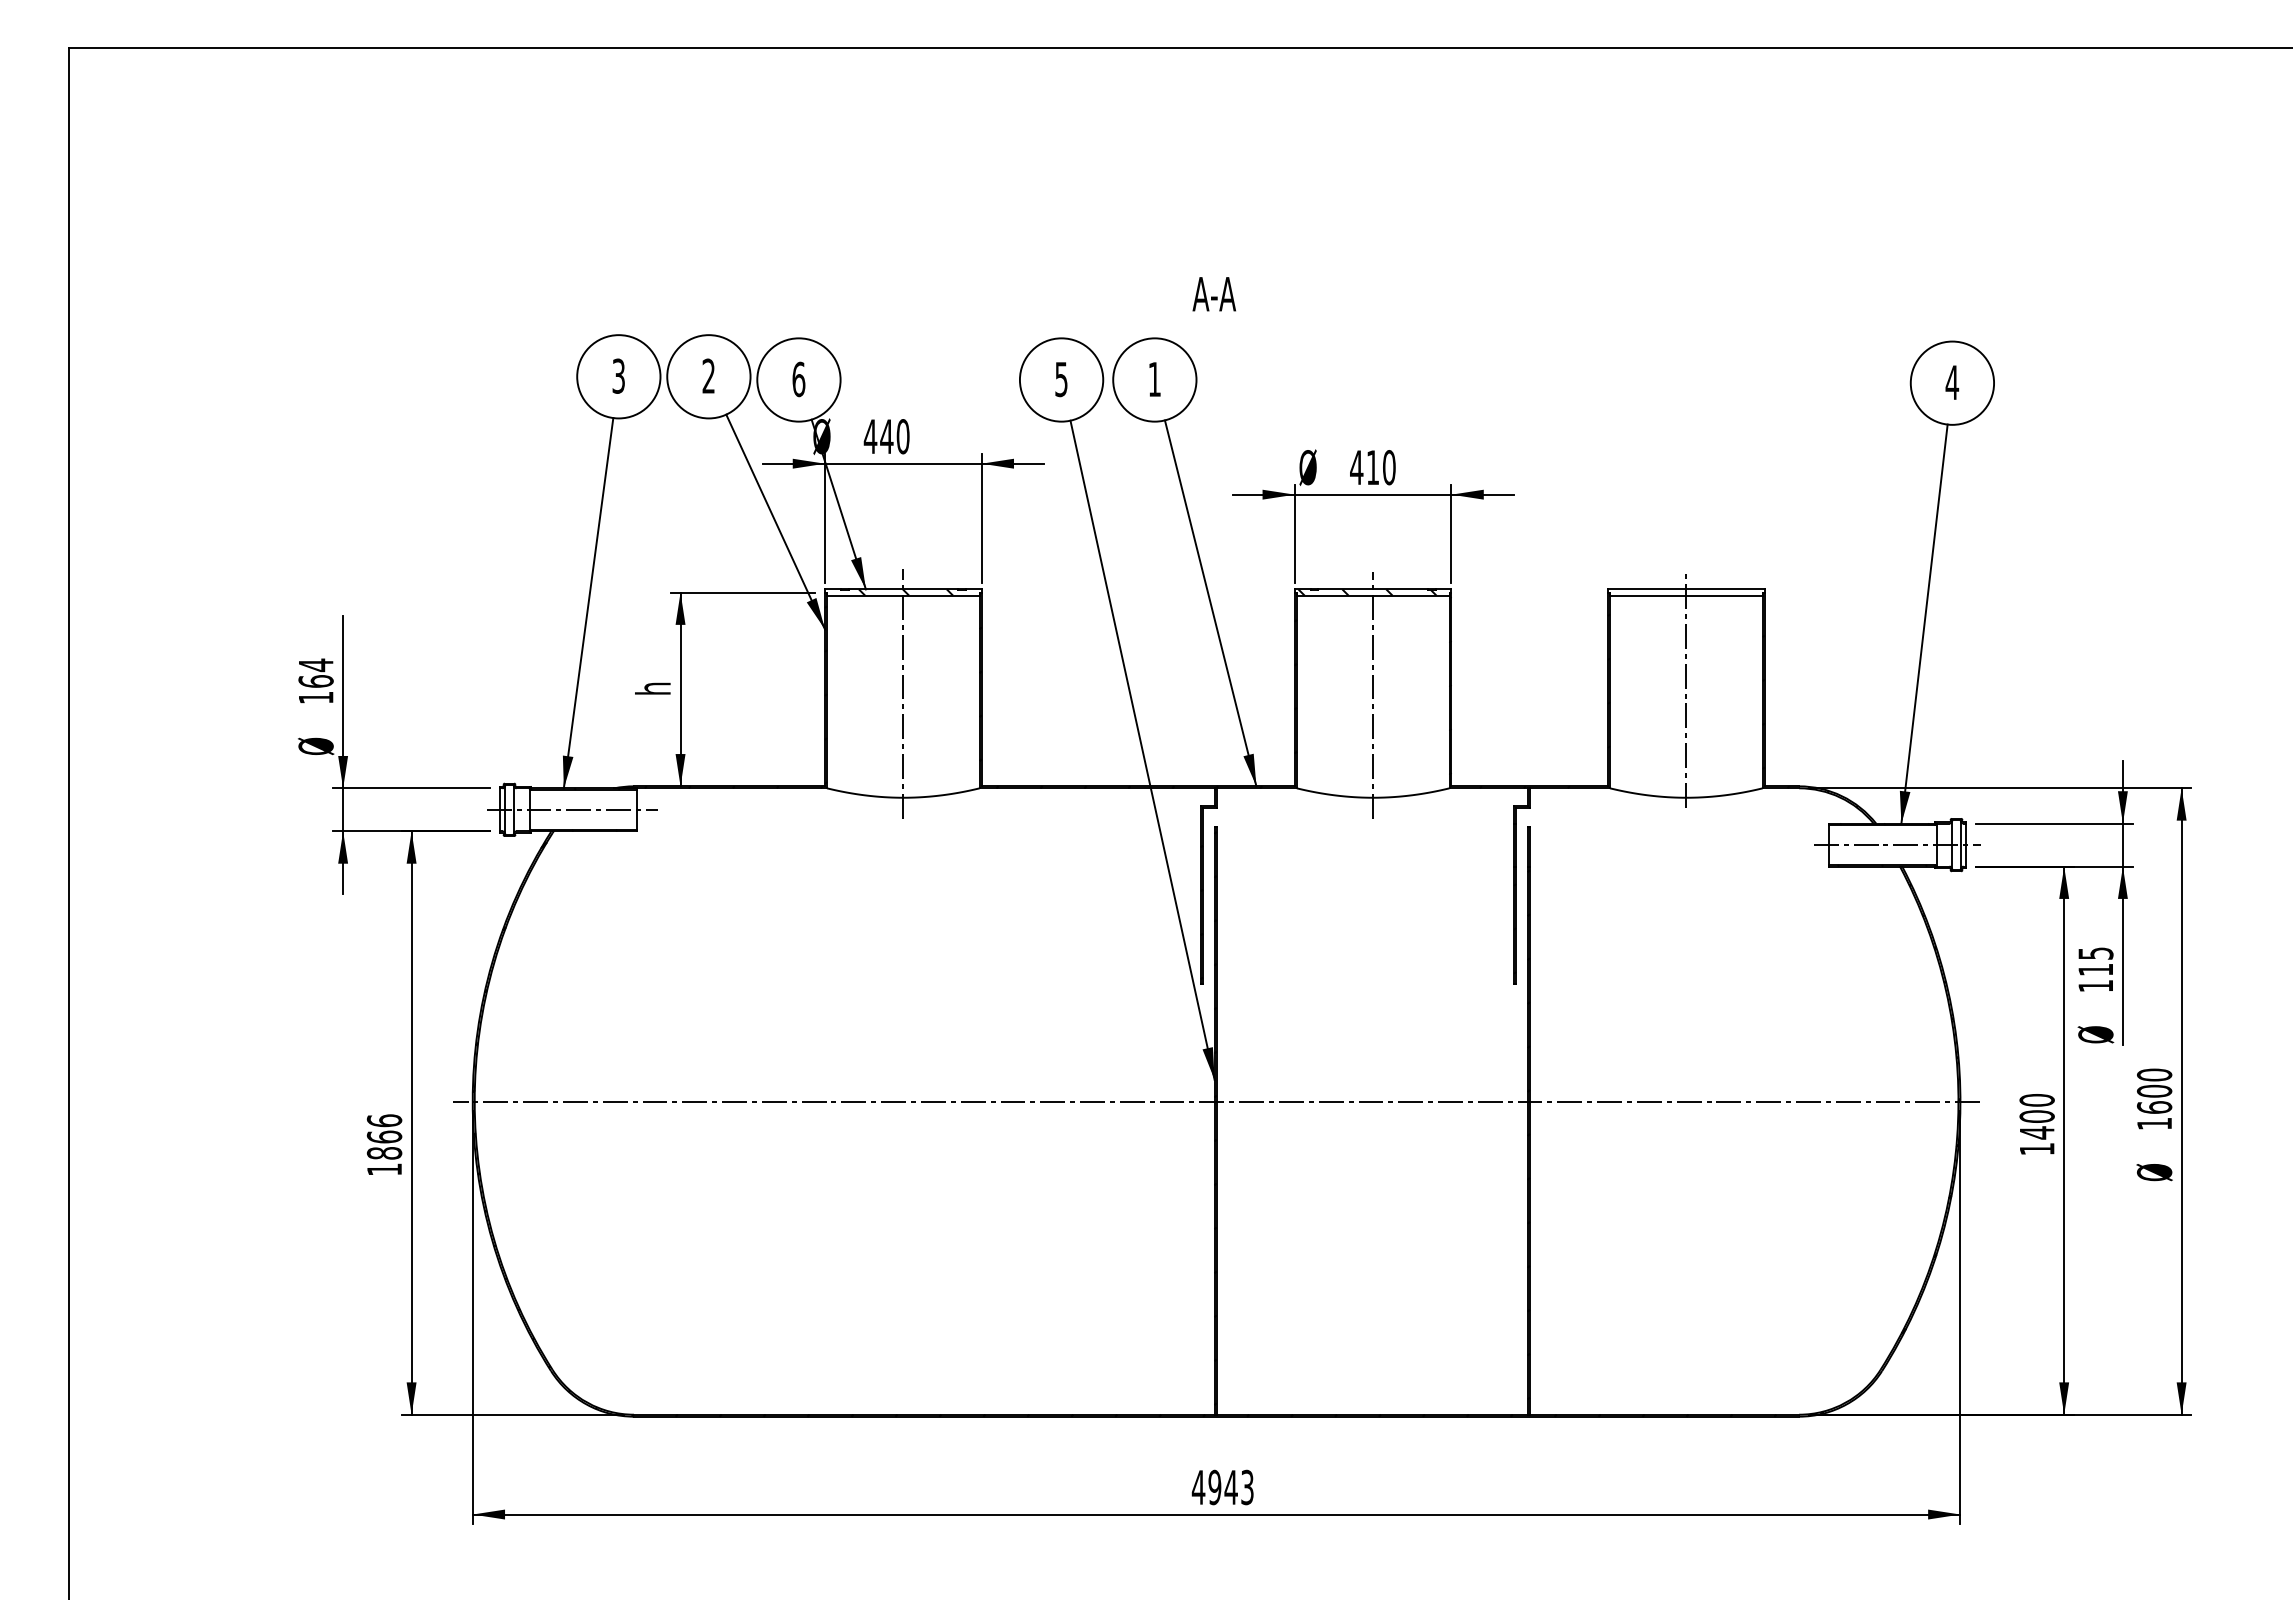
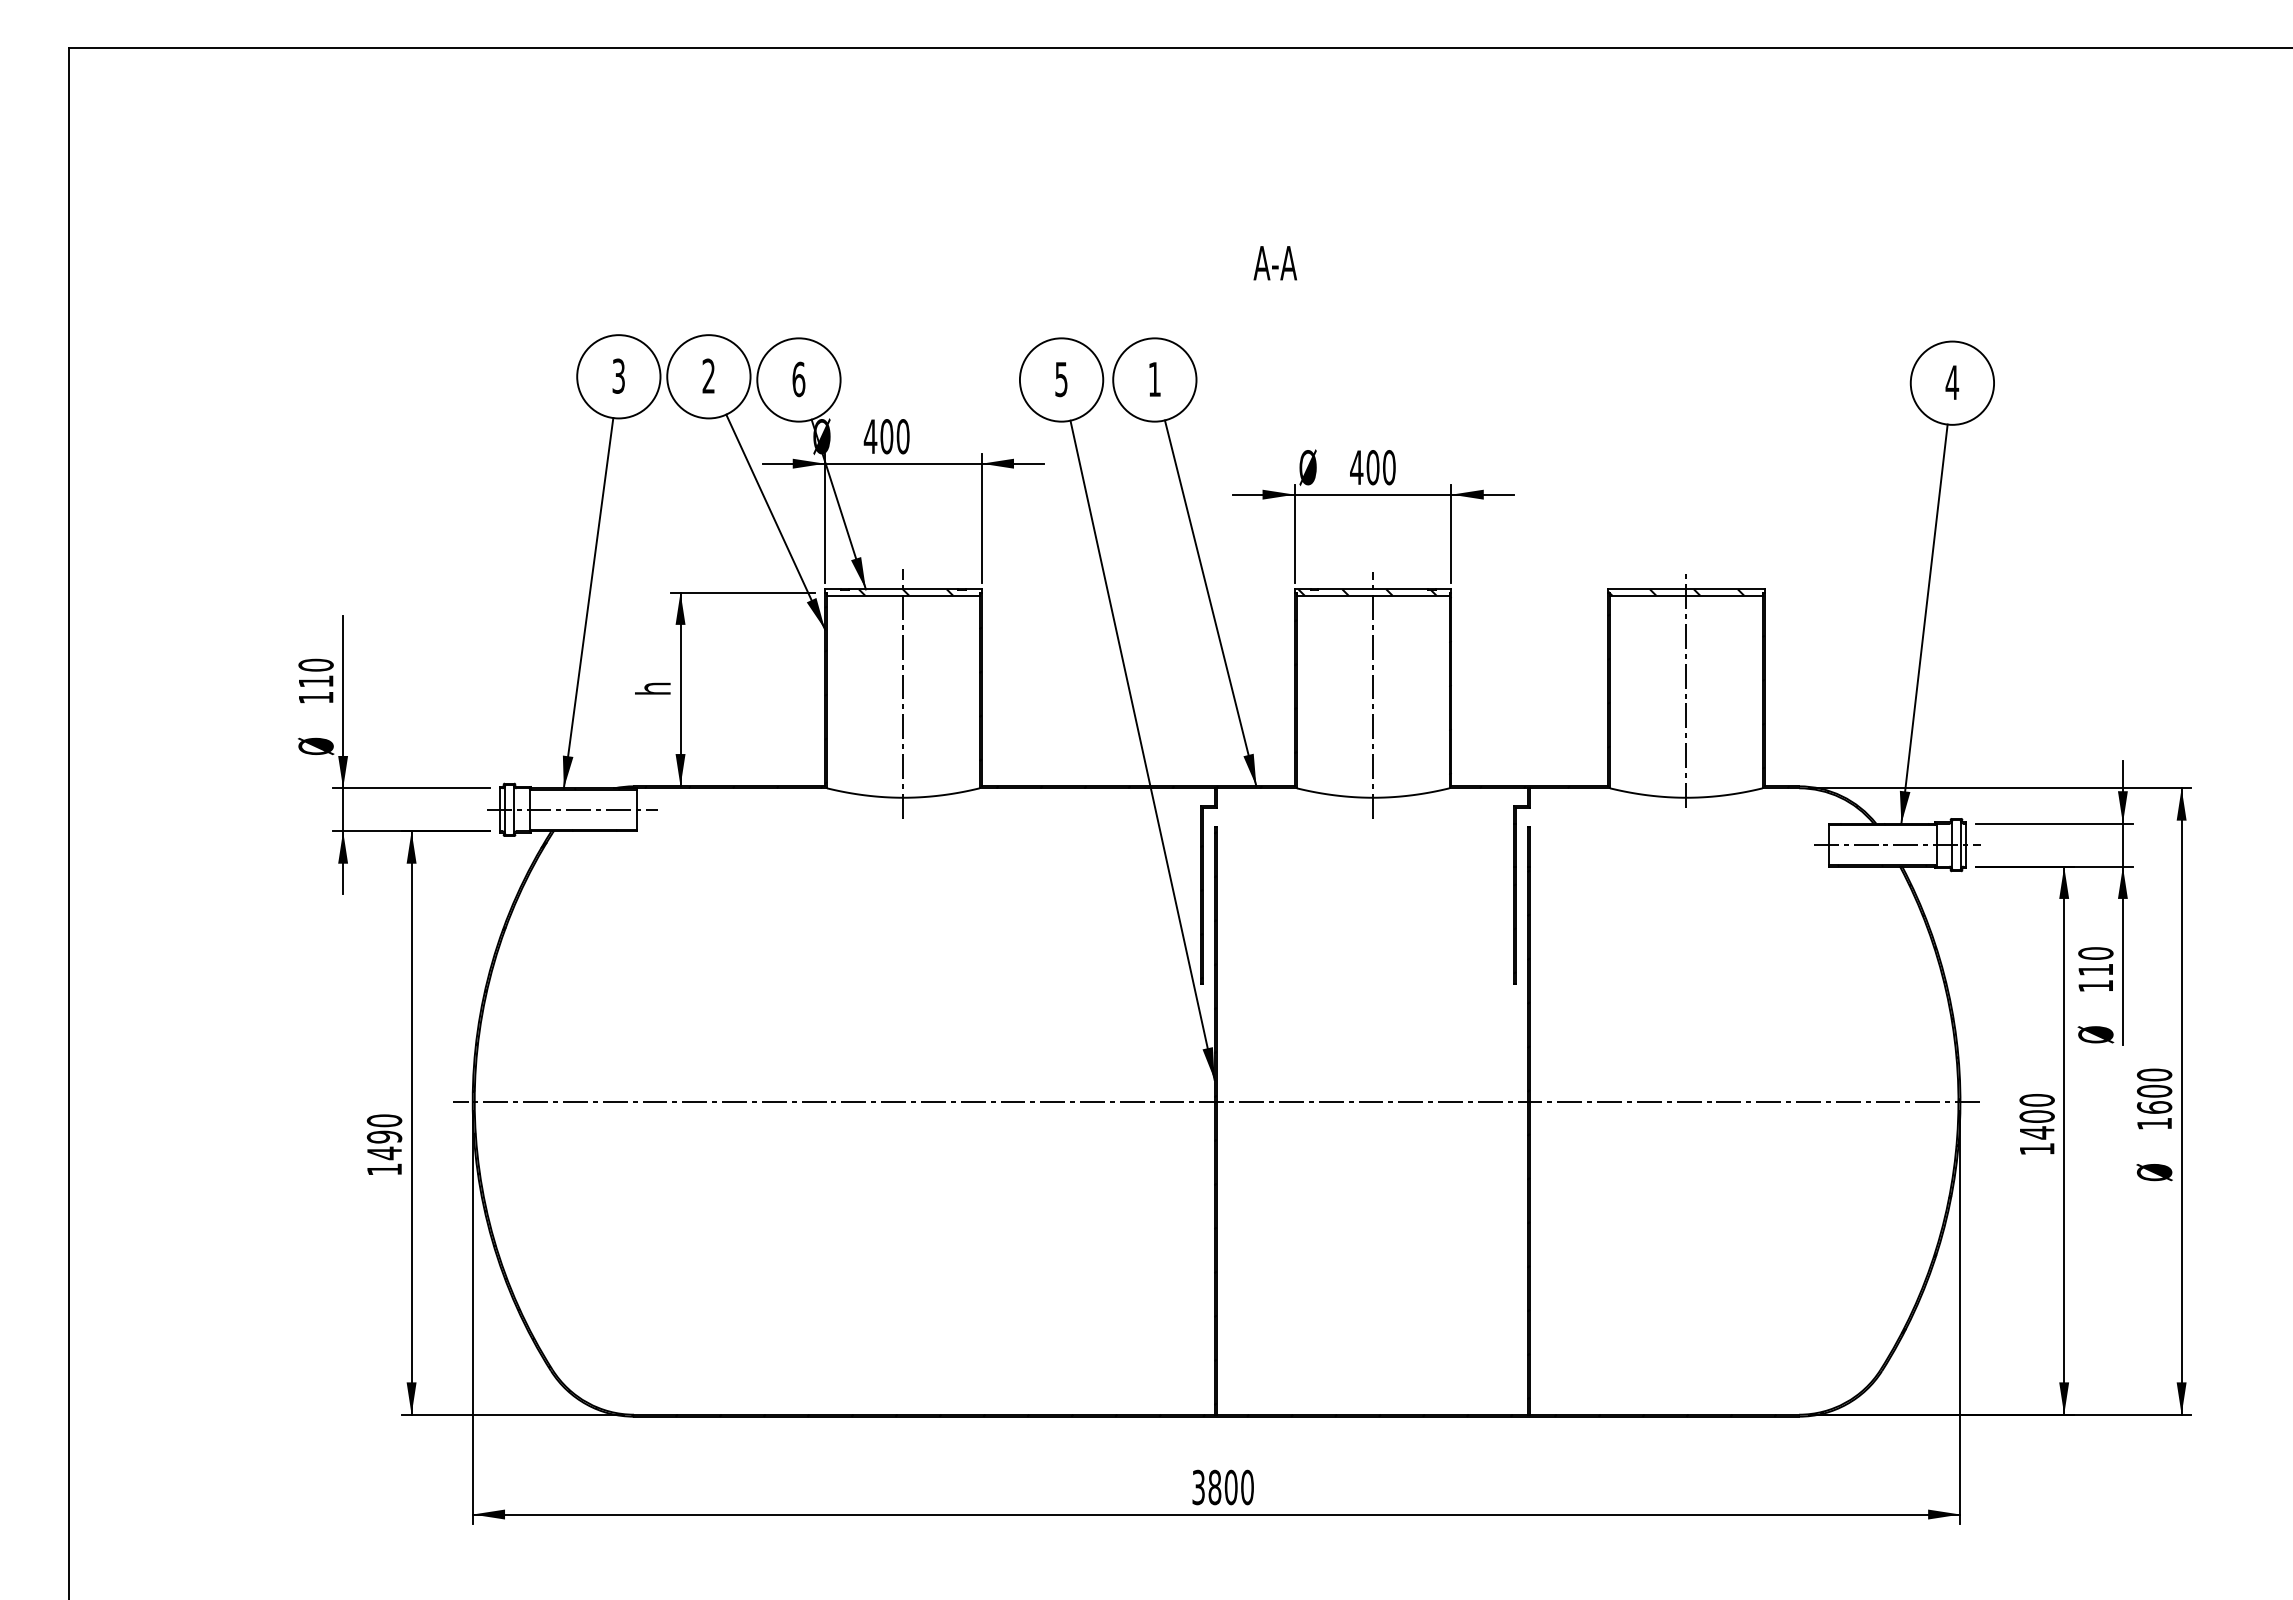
text position: (1213, 294) -> (1274, 263) (1274, 263)
text: 440 -> 400 (886, 436)
text: 410 -> 400 (1372, 467)
hatch: none -> present (1676, 592)
text: 164 -> 110 (315, 672)
text: 115 -> 110 (2095, 953)
text: 1866 -> 1490 (384, 1137)
text: 4943 -> 3800 (1222, 1487)
